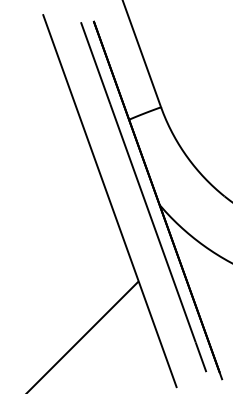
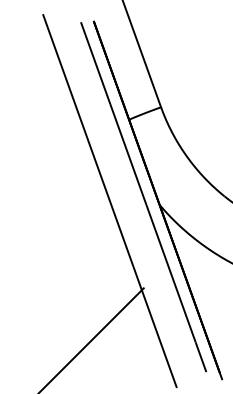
line position: (83, 336) -> (92, 339) (92, 339)
